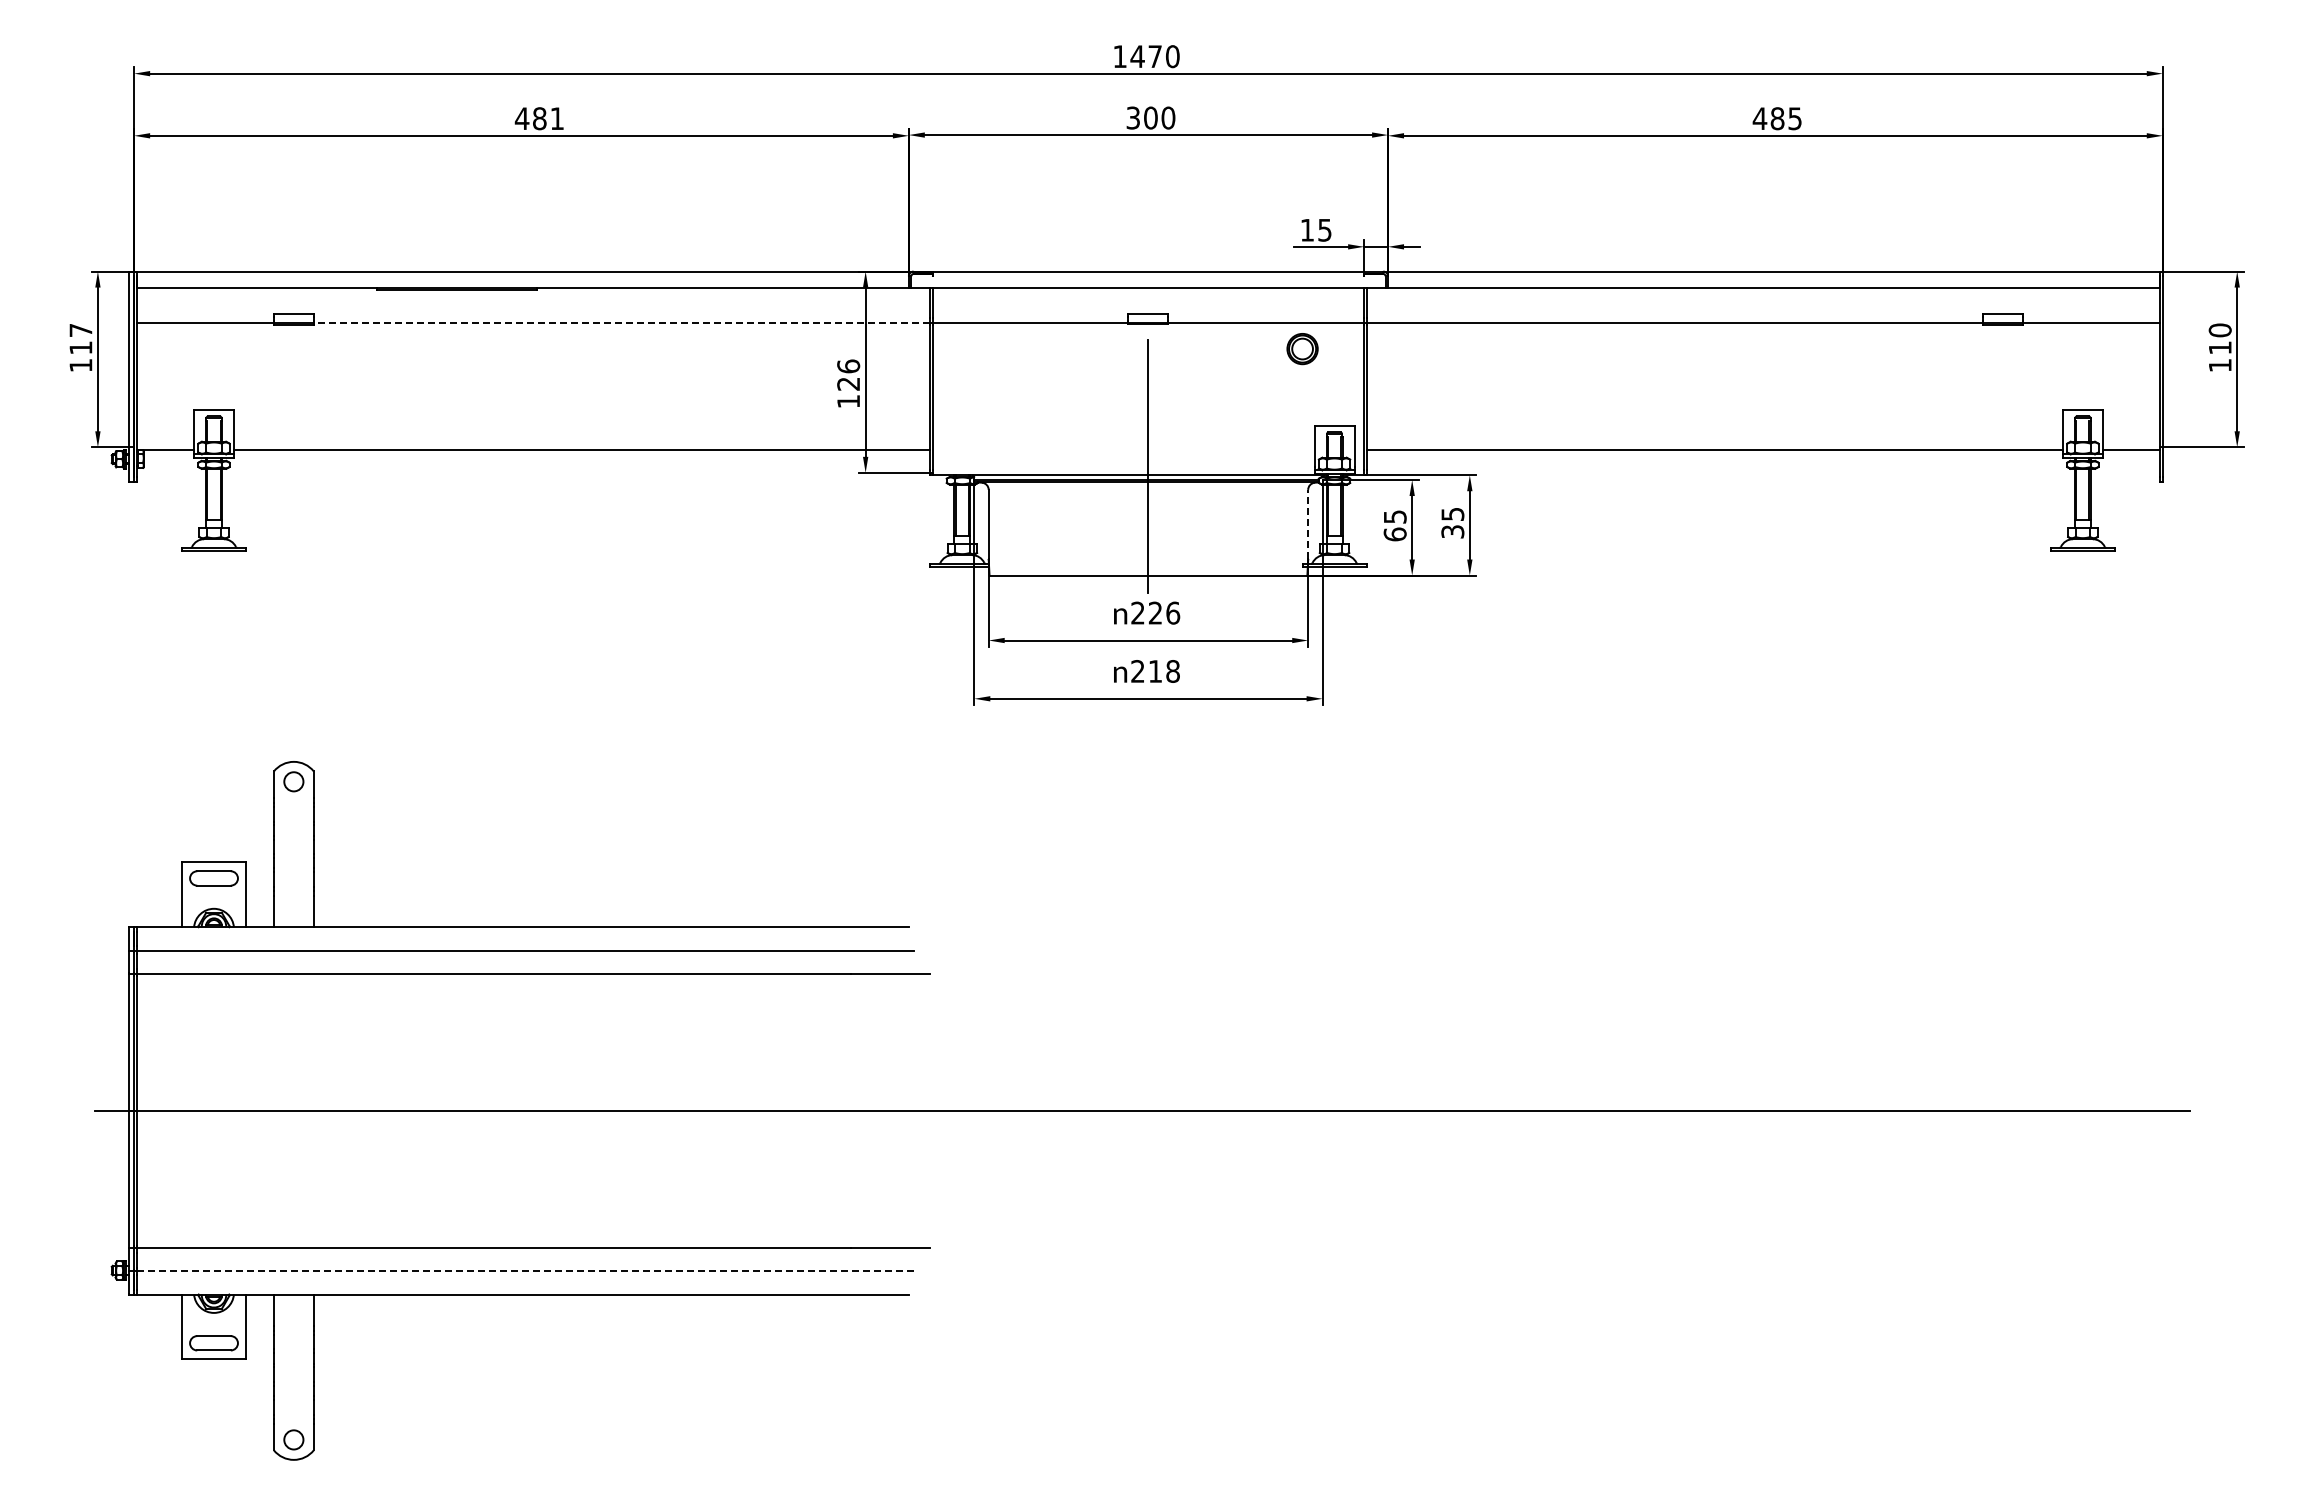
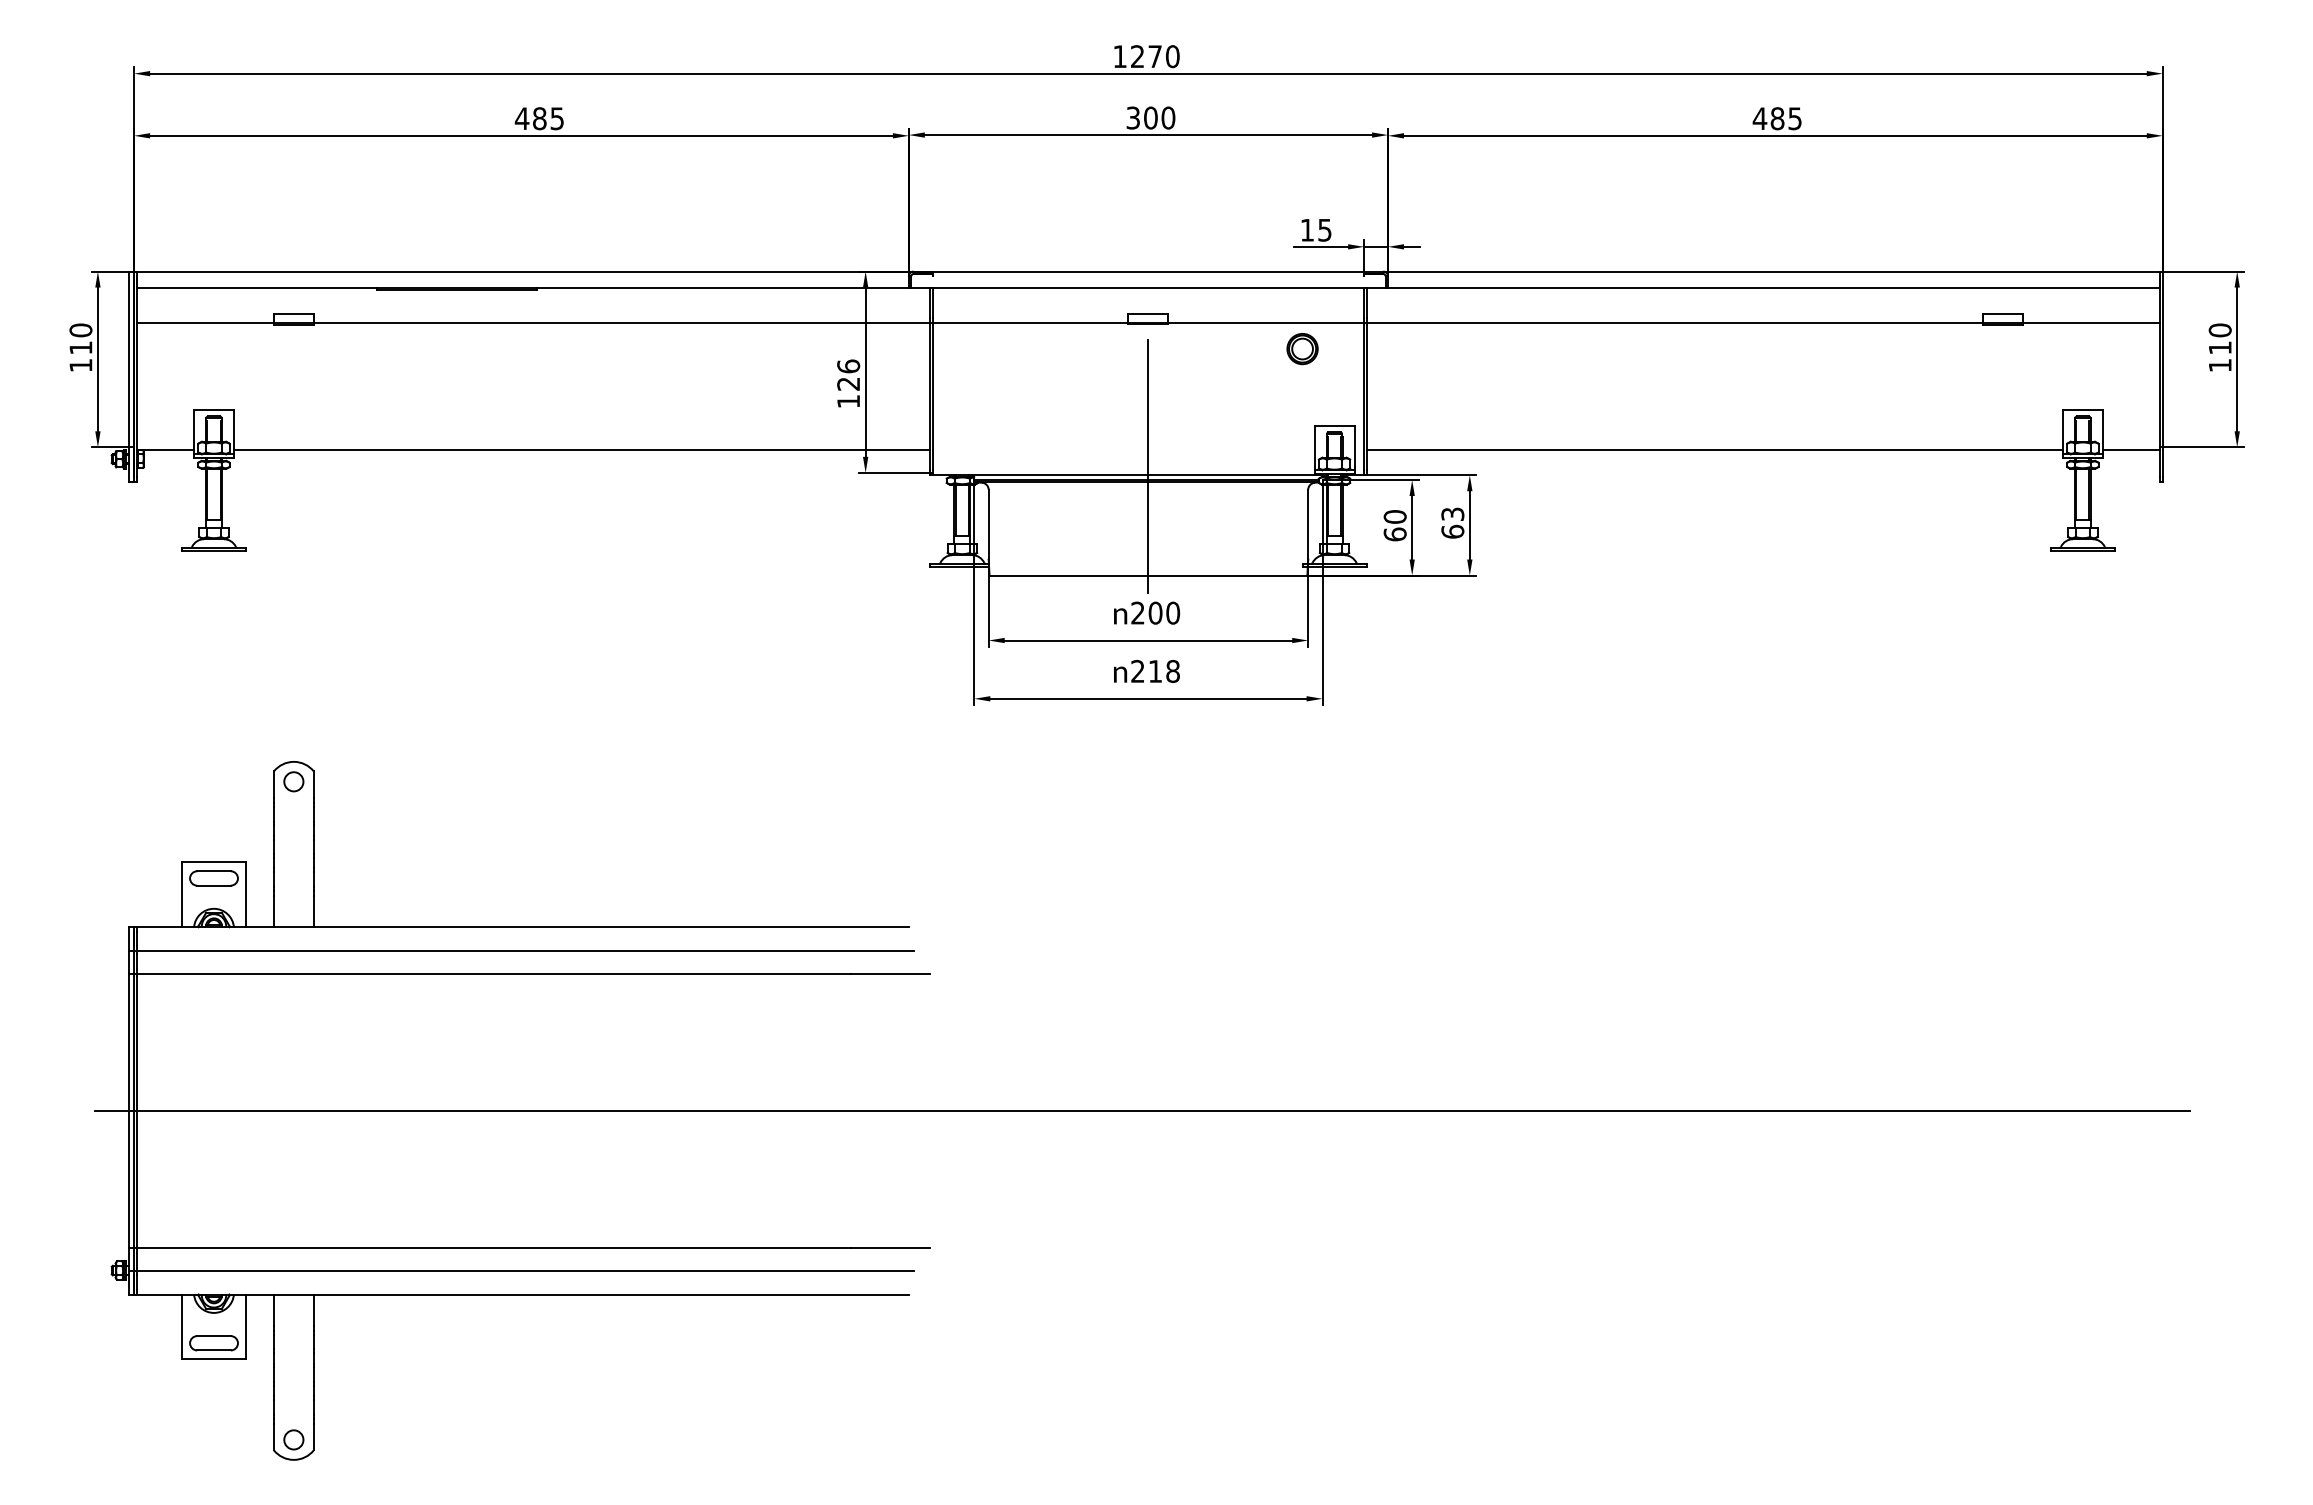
text: 1470 -> 1270 (1137, 56)
text: 481 -> 485 (556, 118)
line: dashed -> solid (621, 323)
text: 117 -> 110 (80, 330)
text: 65 -> 60 (1394, 516)
text: 35 -> 63 (1452, 522)
line: dashed -> solid (1308, 524)
text: 226 -> 200 (1164, 612)
line: dashed -> solid (525, 1270)
